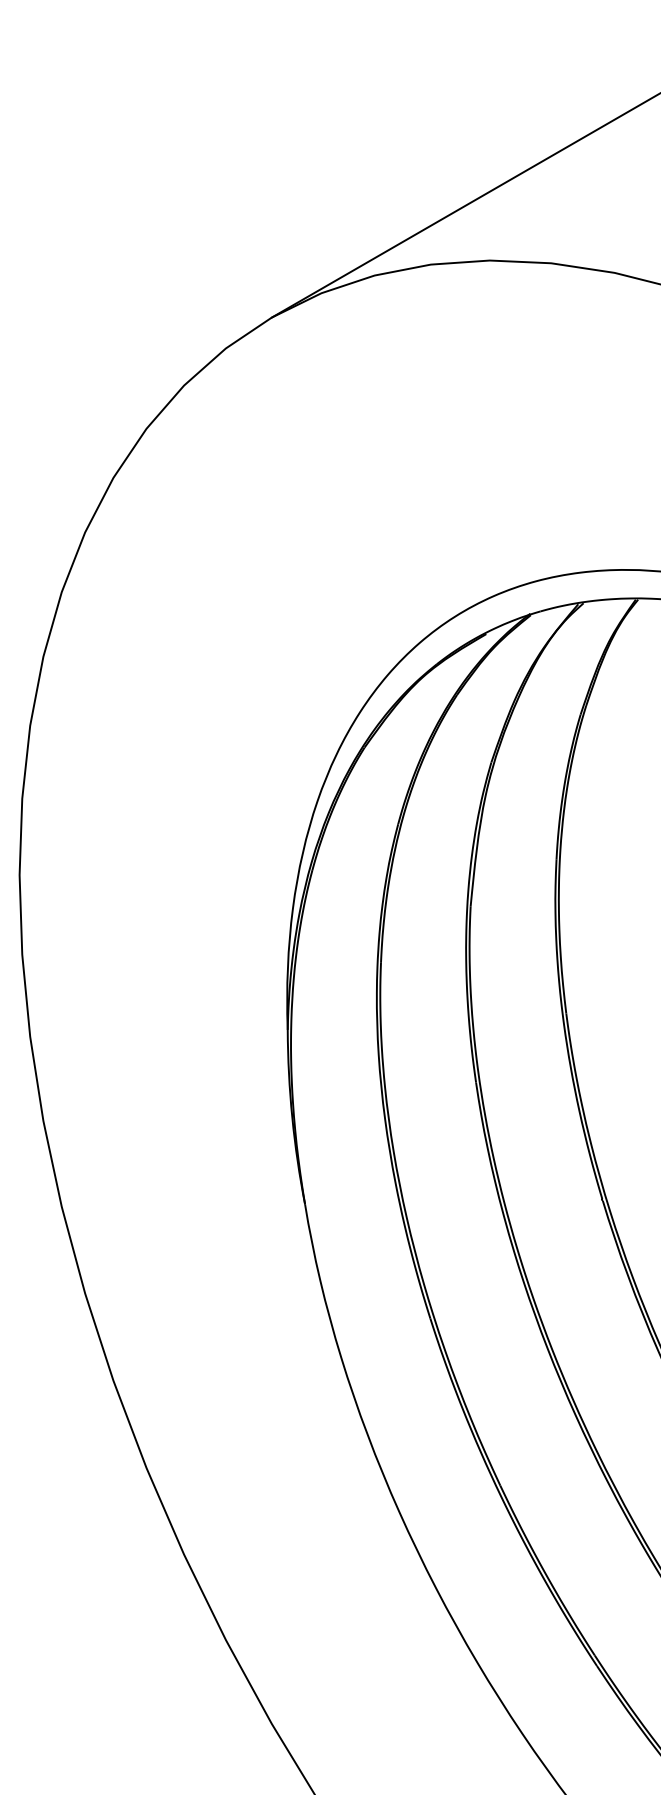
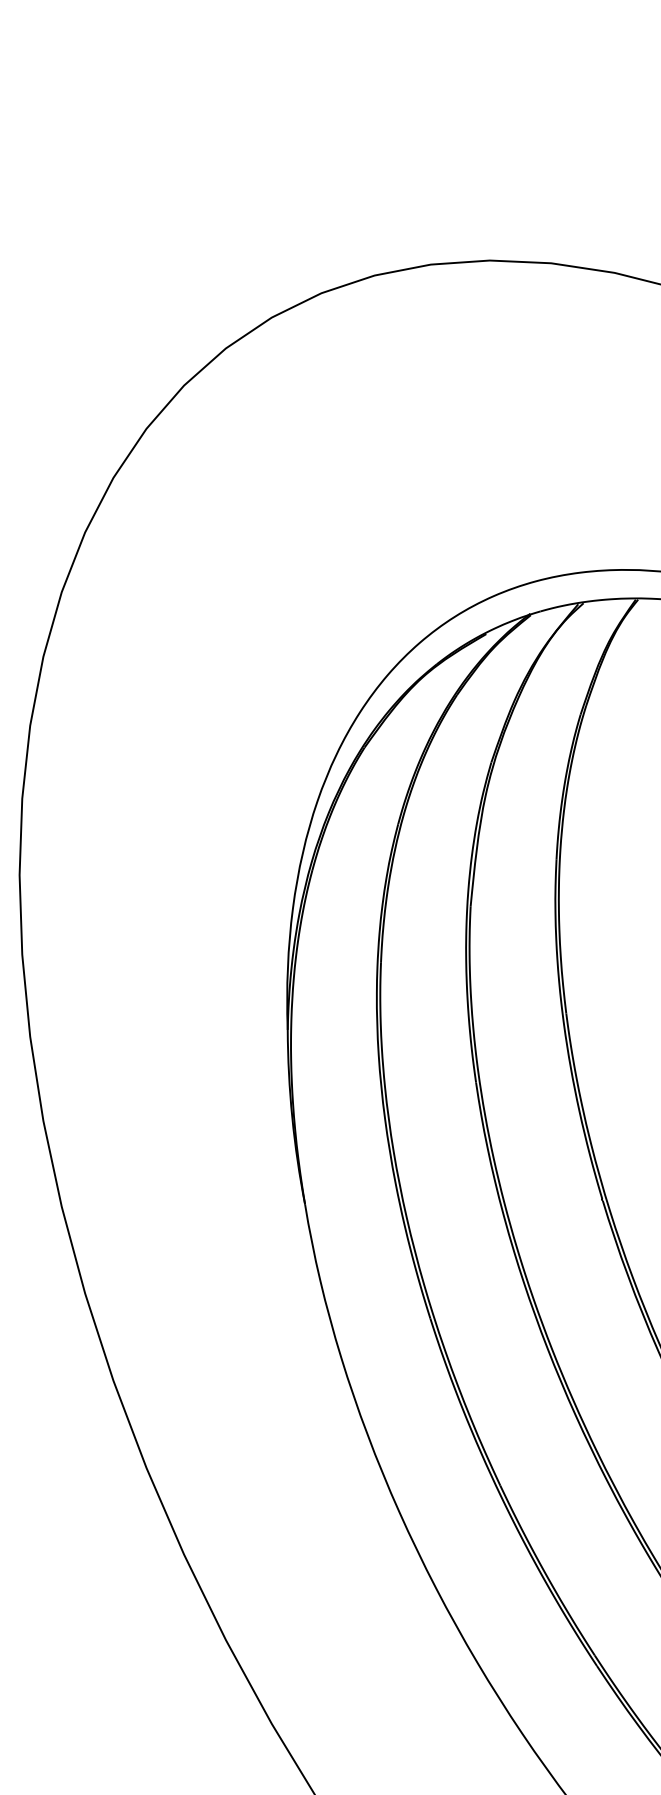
line: present -> none (464, 205)
